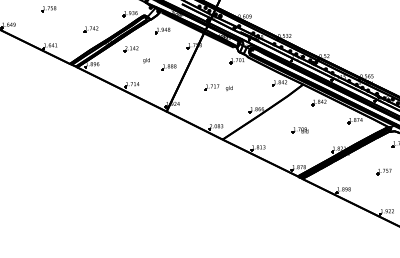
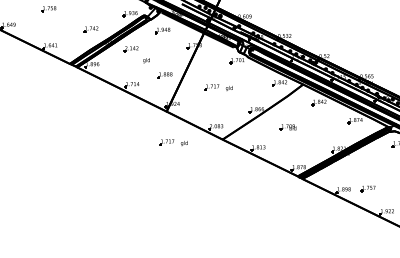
part position: (168, 67) -> (164, 75) (164, 75)
part position: (299, 130) -> (287, 127) (287, 127)
part: none -> present (173, 142)
part position: (383, 171) -> (367, 188) (367, 188)
